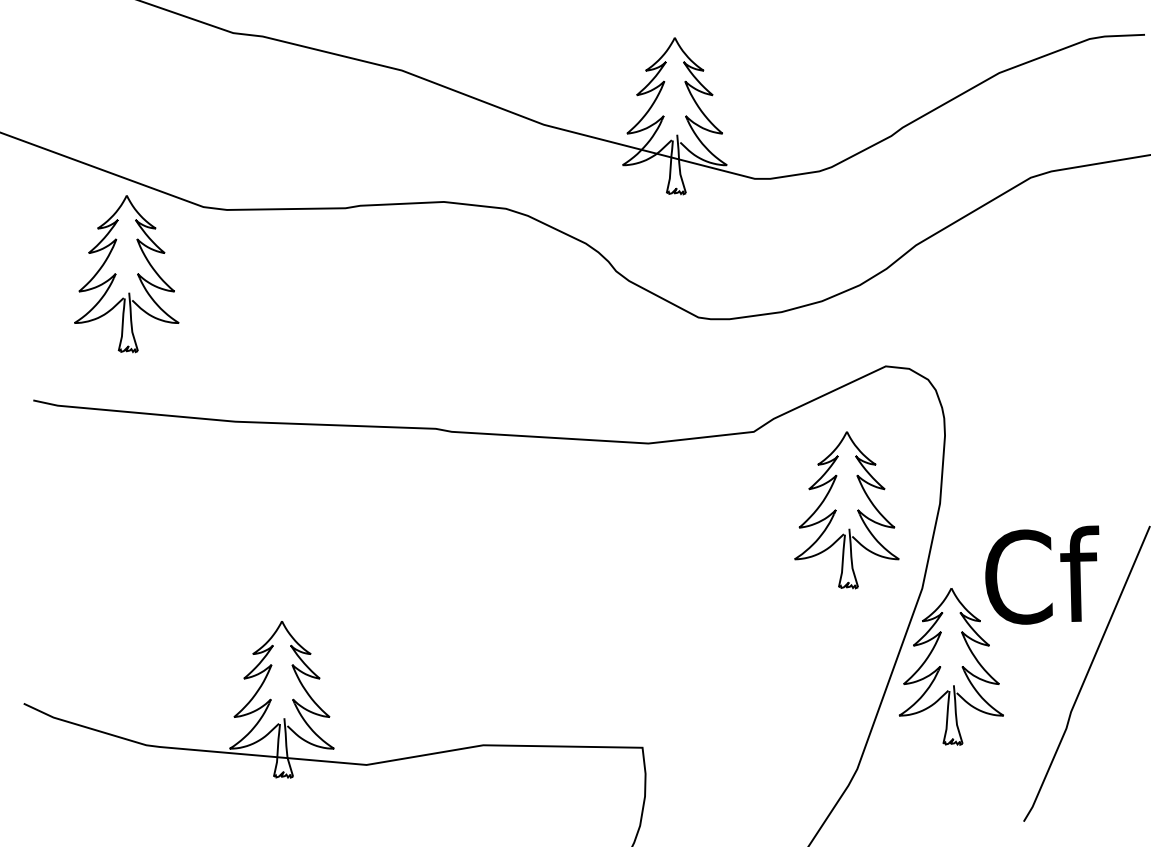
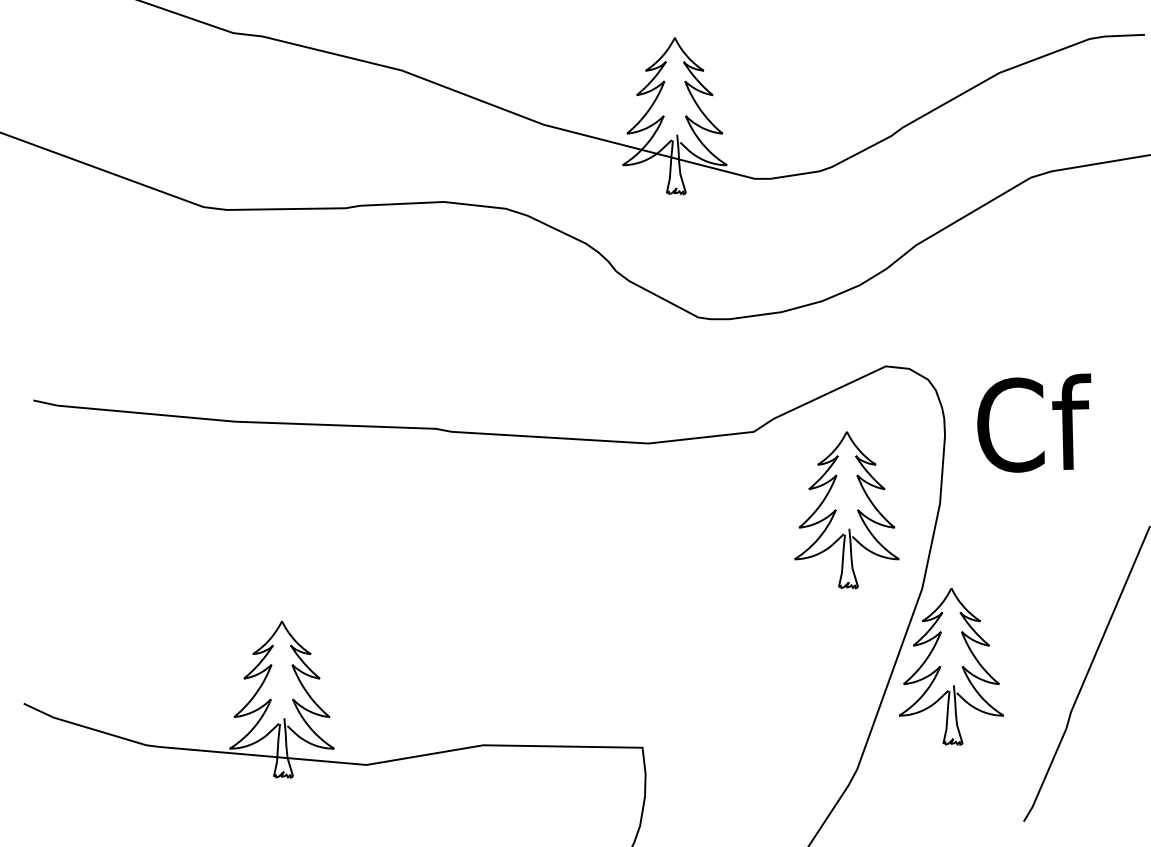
part: present -> none (116, 274)
text position: (1042, 574) -> (1034, 422) (1034, 422)
